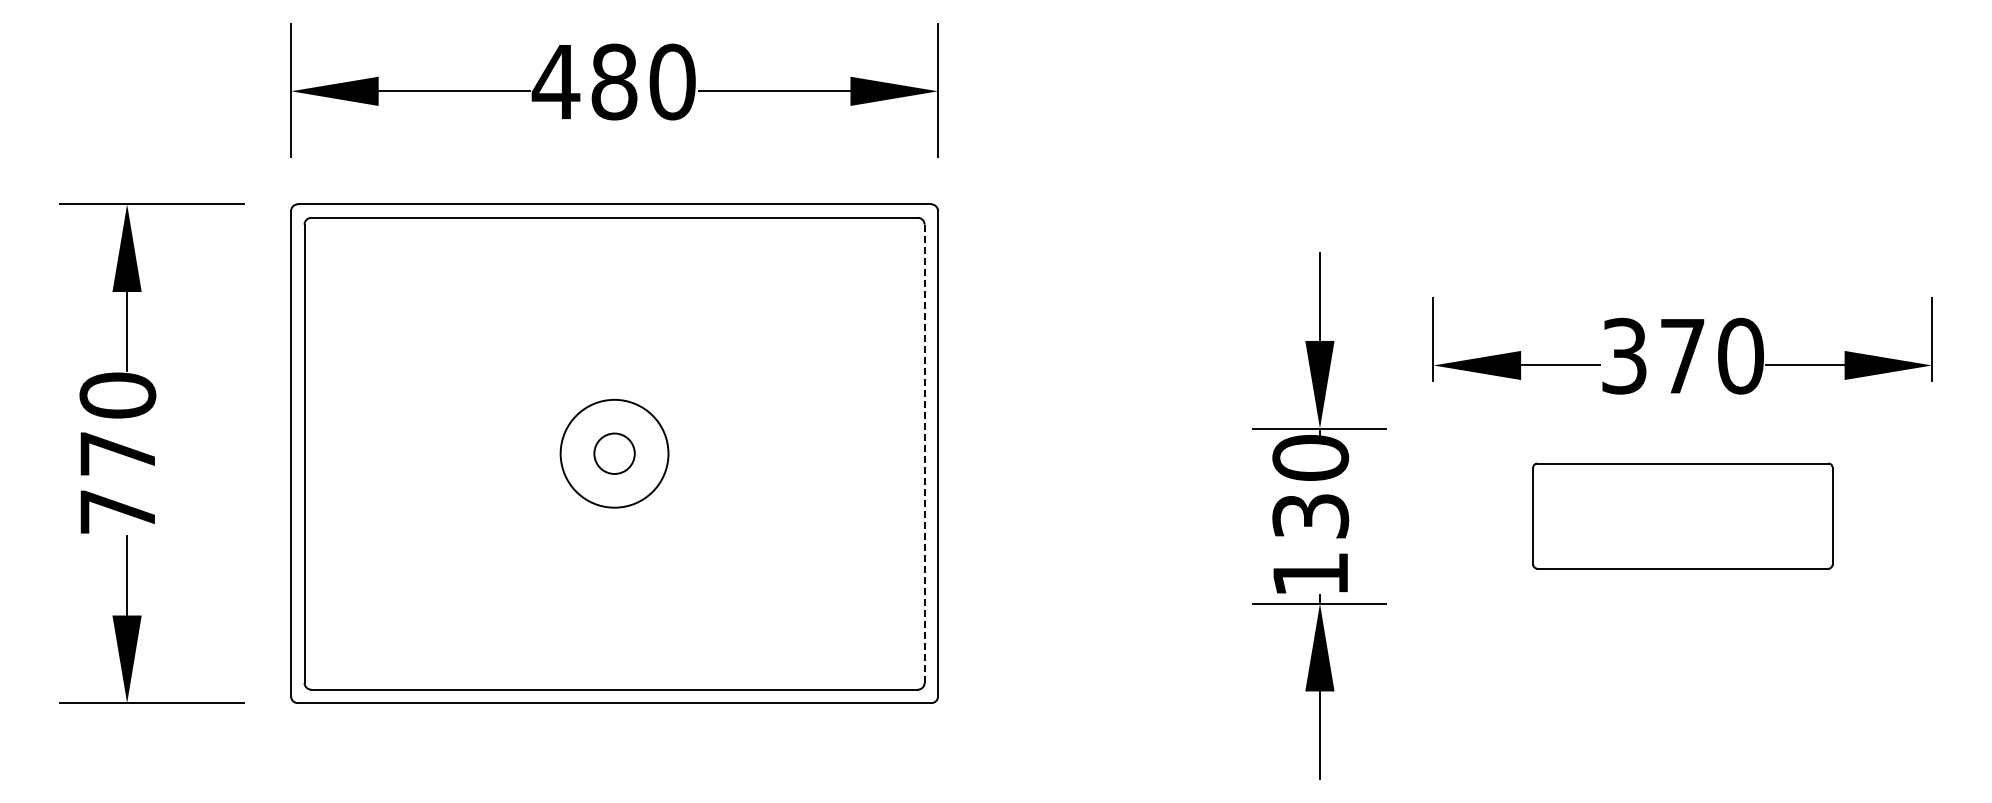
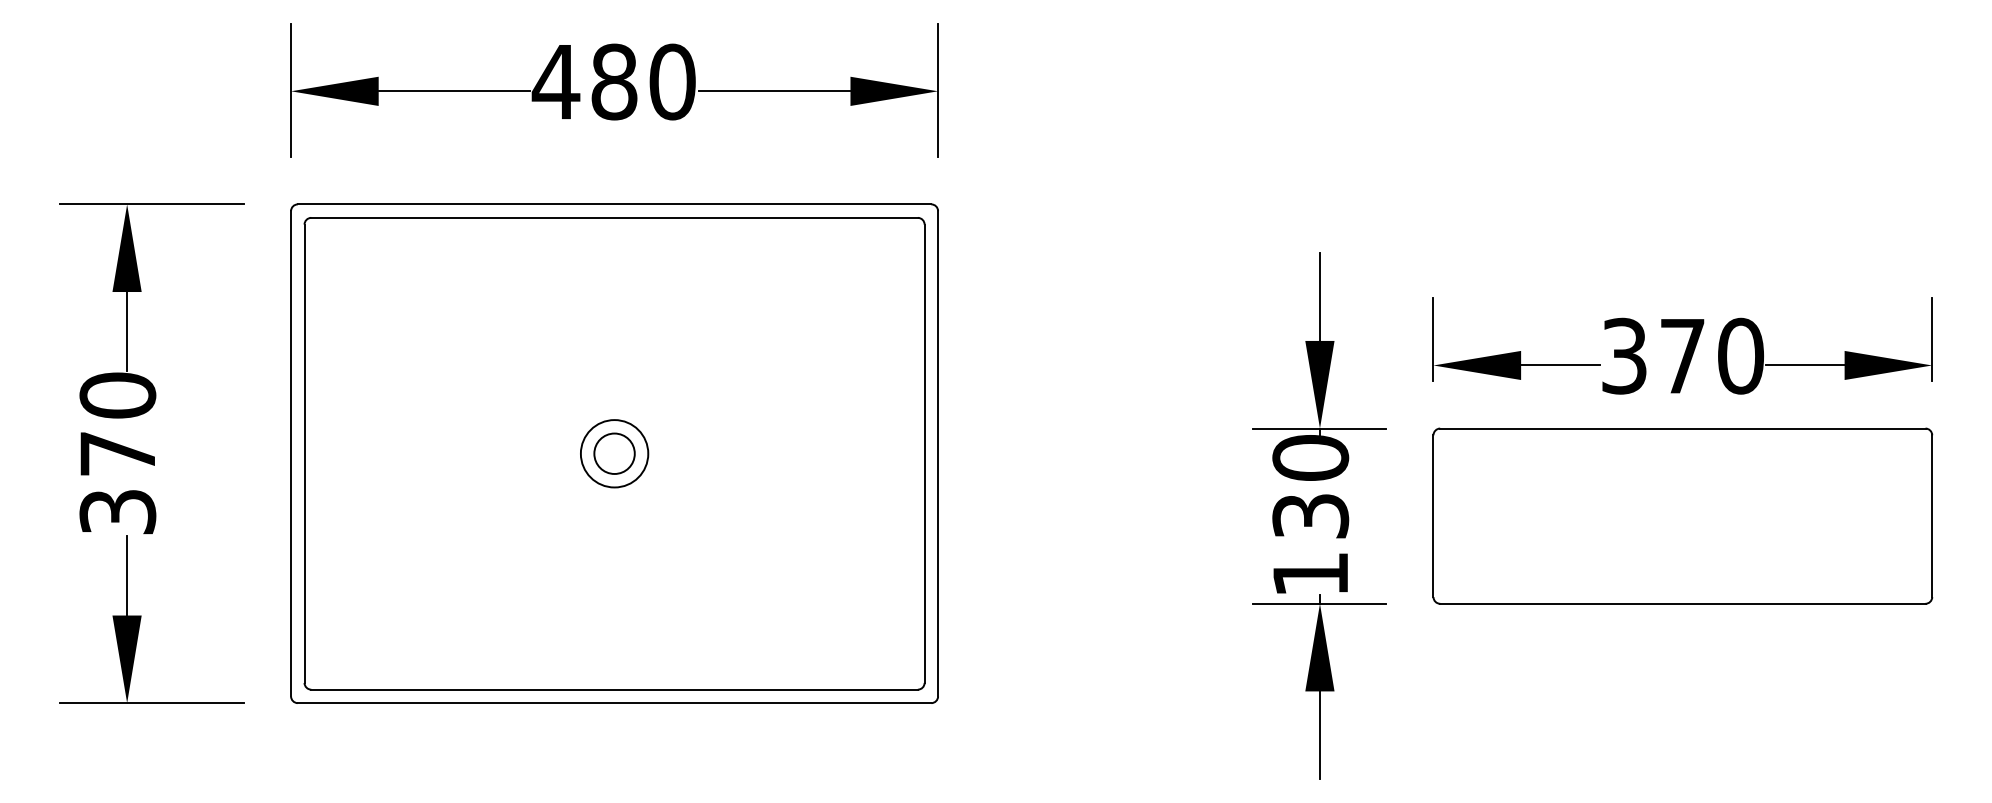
circle diameter: 108 px -> 67 px (614, 453)
line: dashed -> solid (924, 454)
text: 770 -> 370 (117, 512)
part size: 302x108 px -> 502x178 px (1682, 515)
